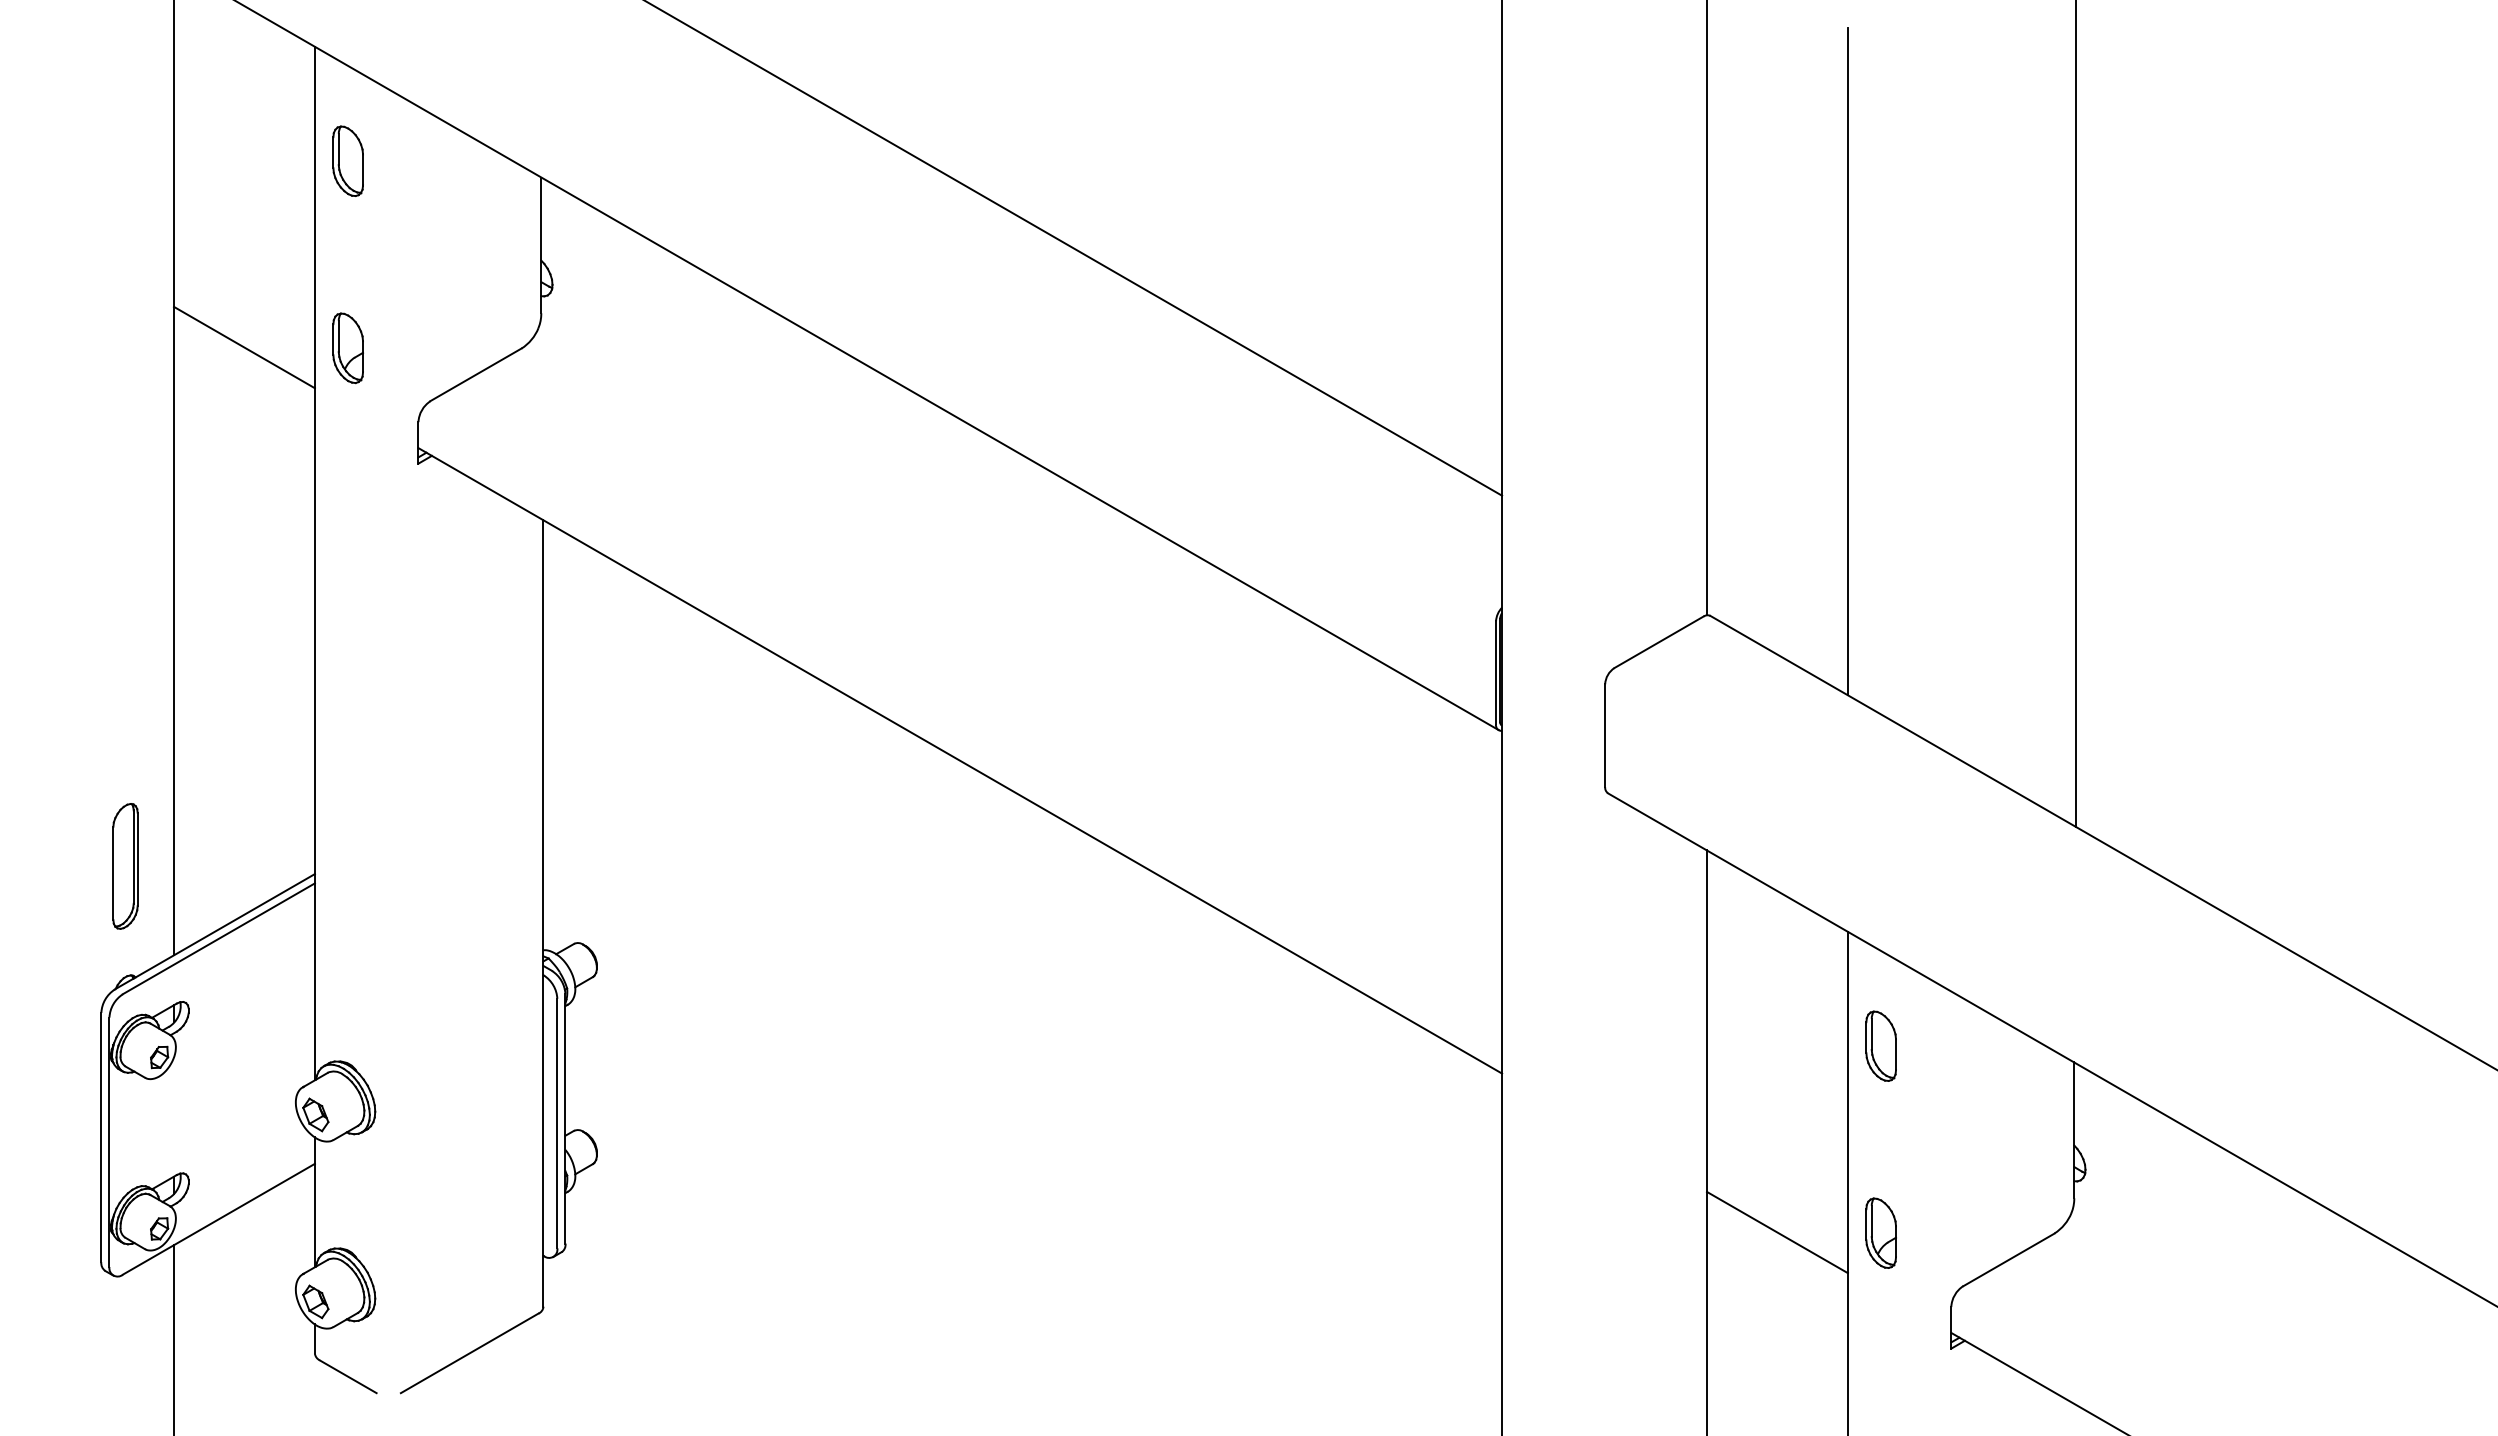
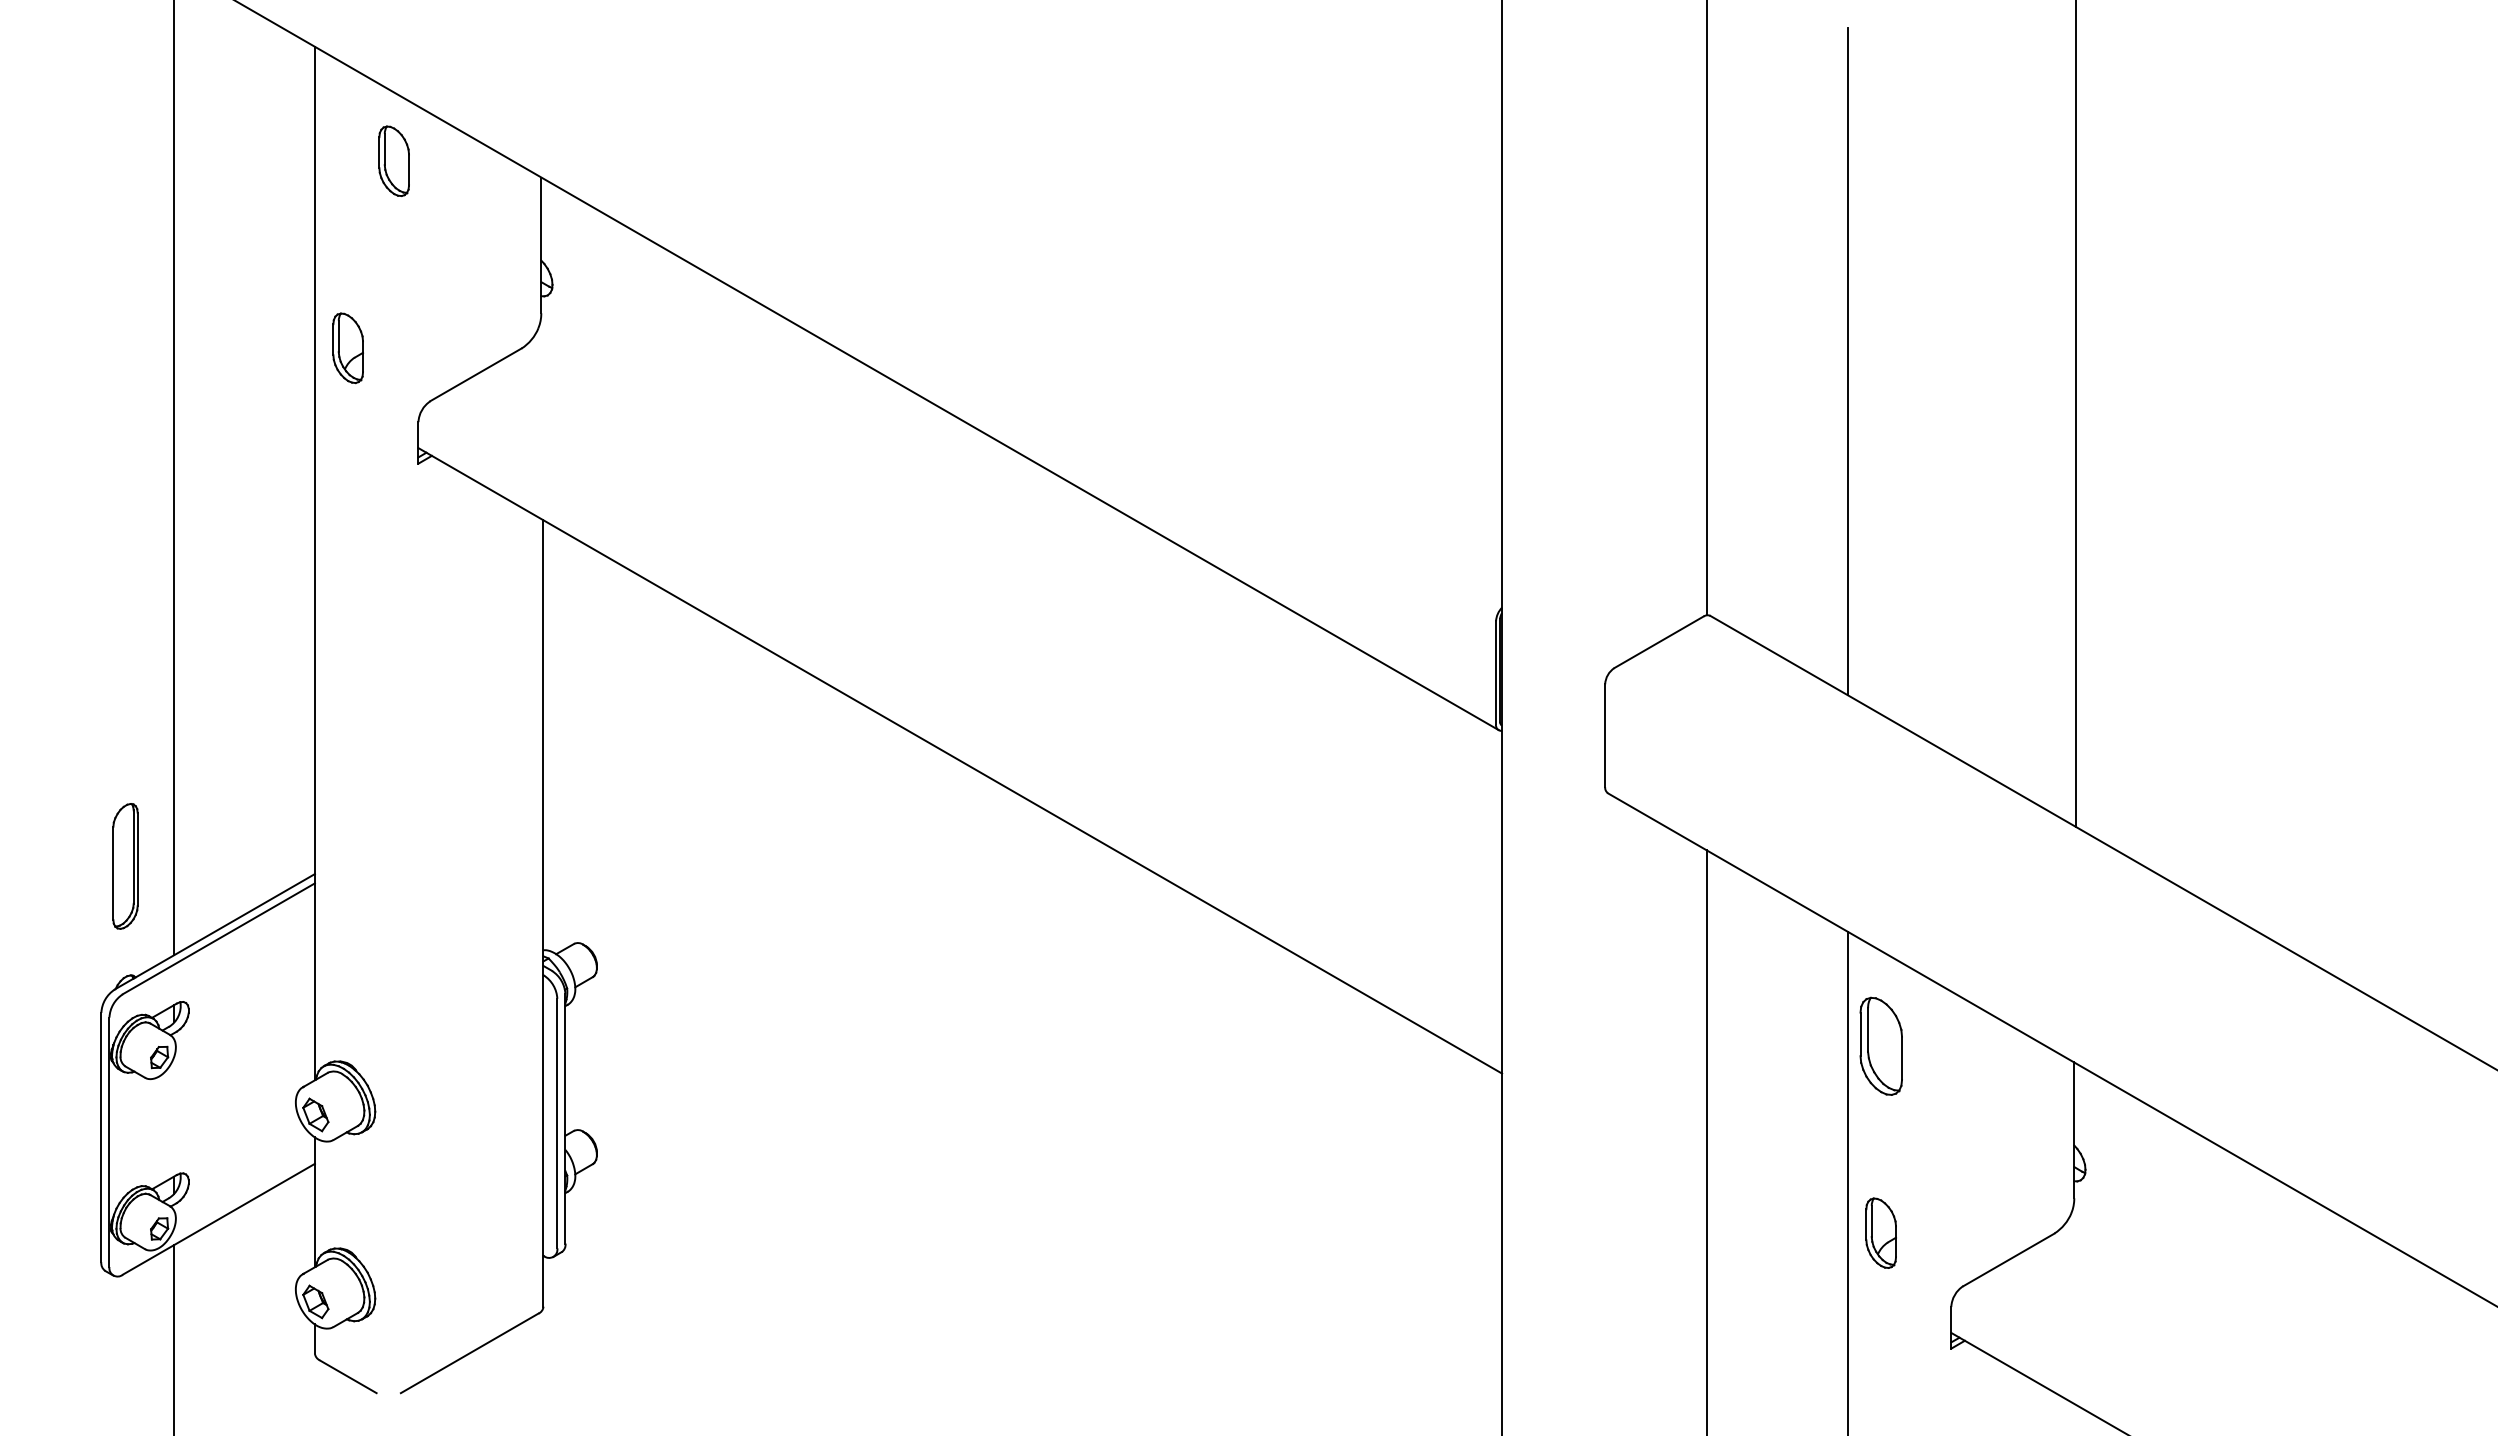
part position: (347, 160) -> (393, 160) (393, 160)
line: present -> none (1074, 248)
line: present -> none (244, 347)
part size: 32x72 px -> 44x100 px (1880, 1045)
line: present -> none (1777, 1232)
